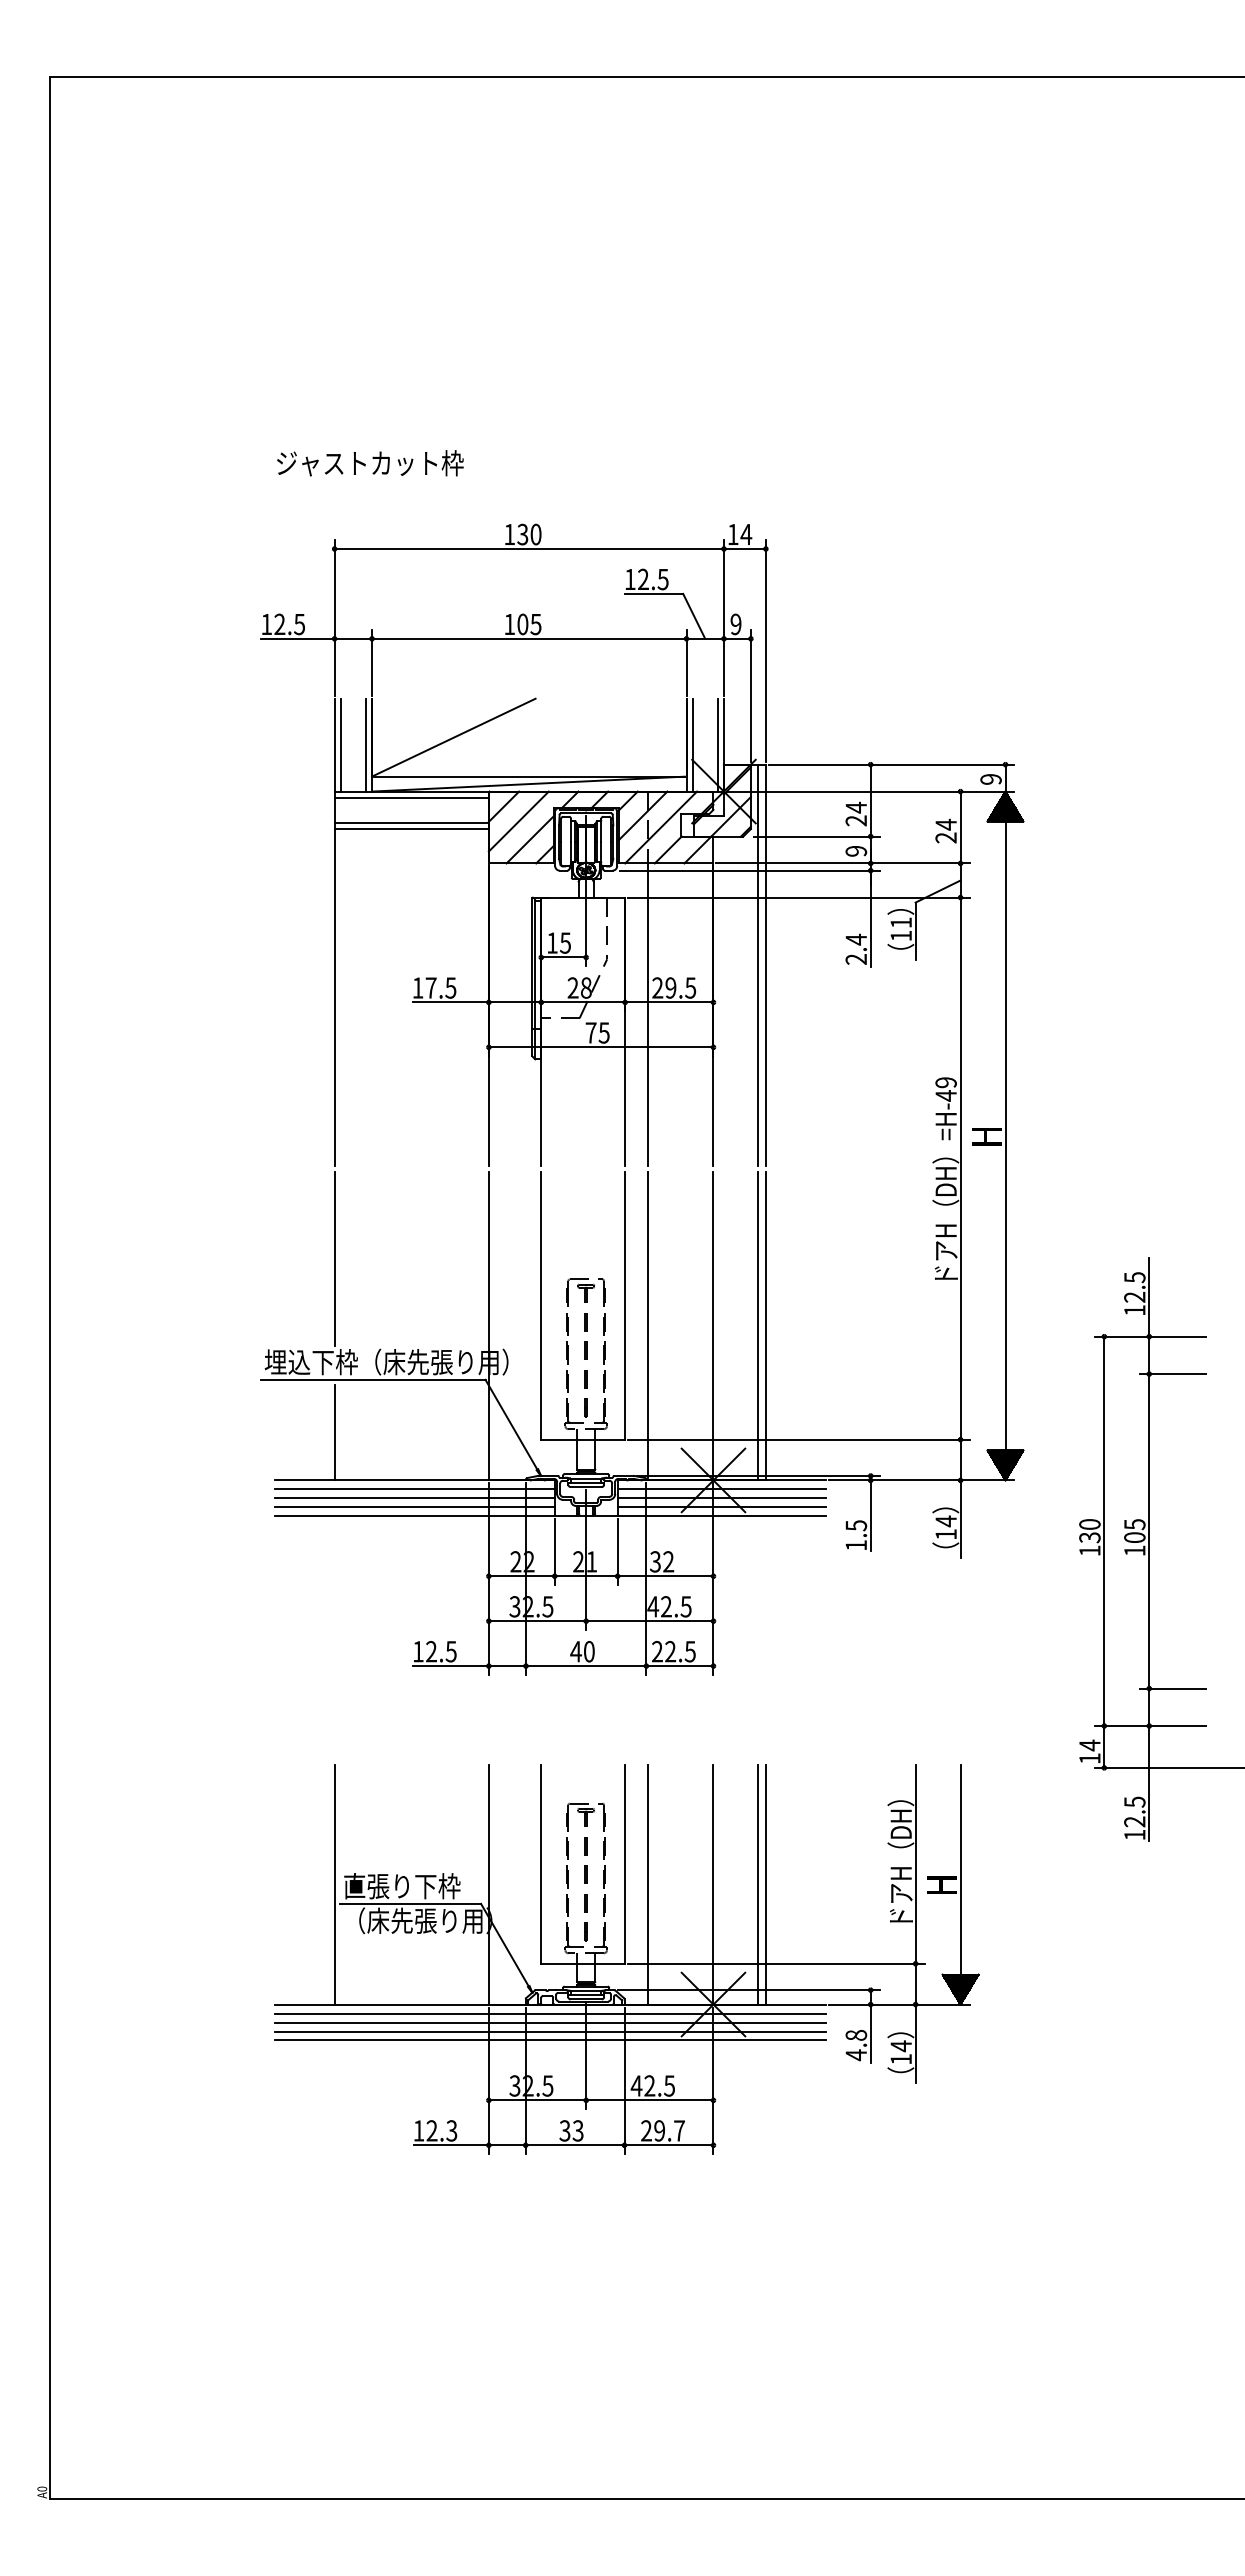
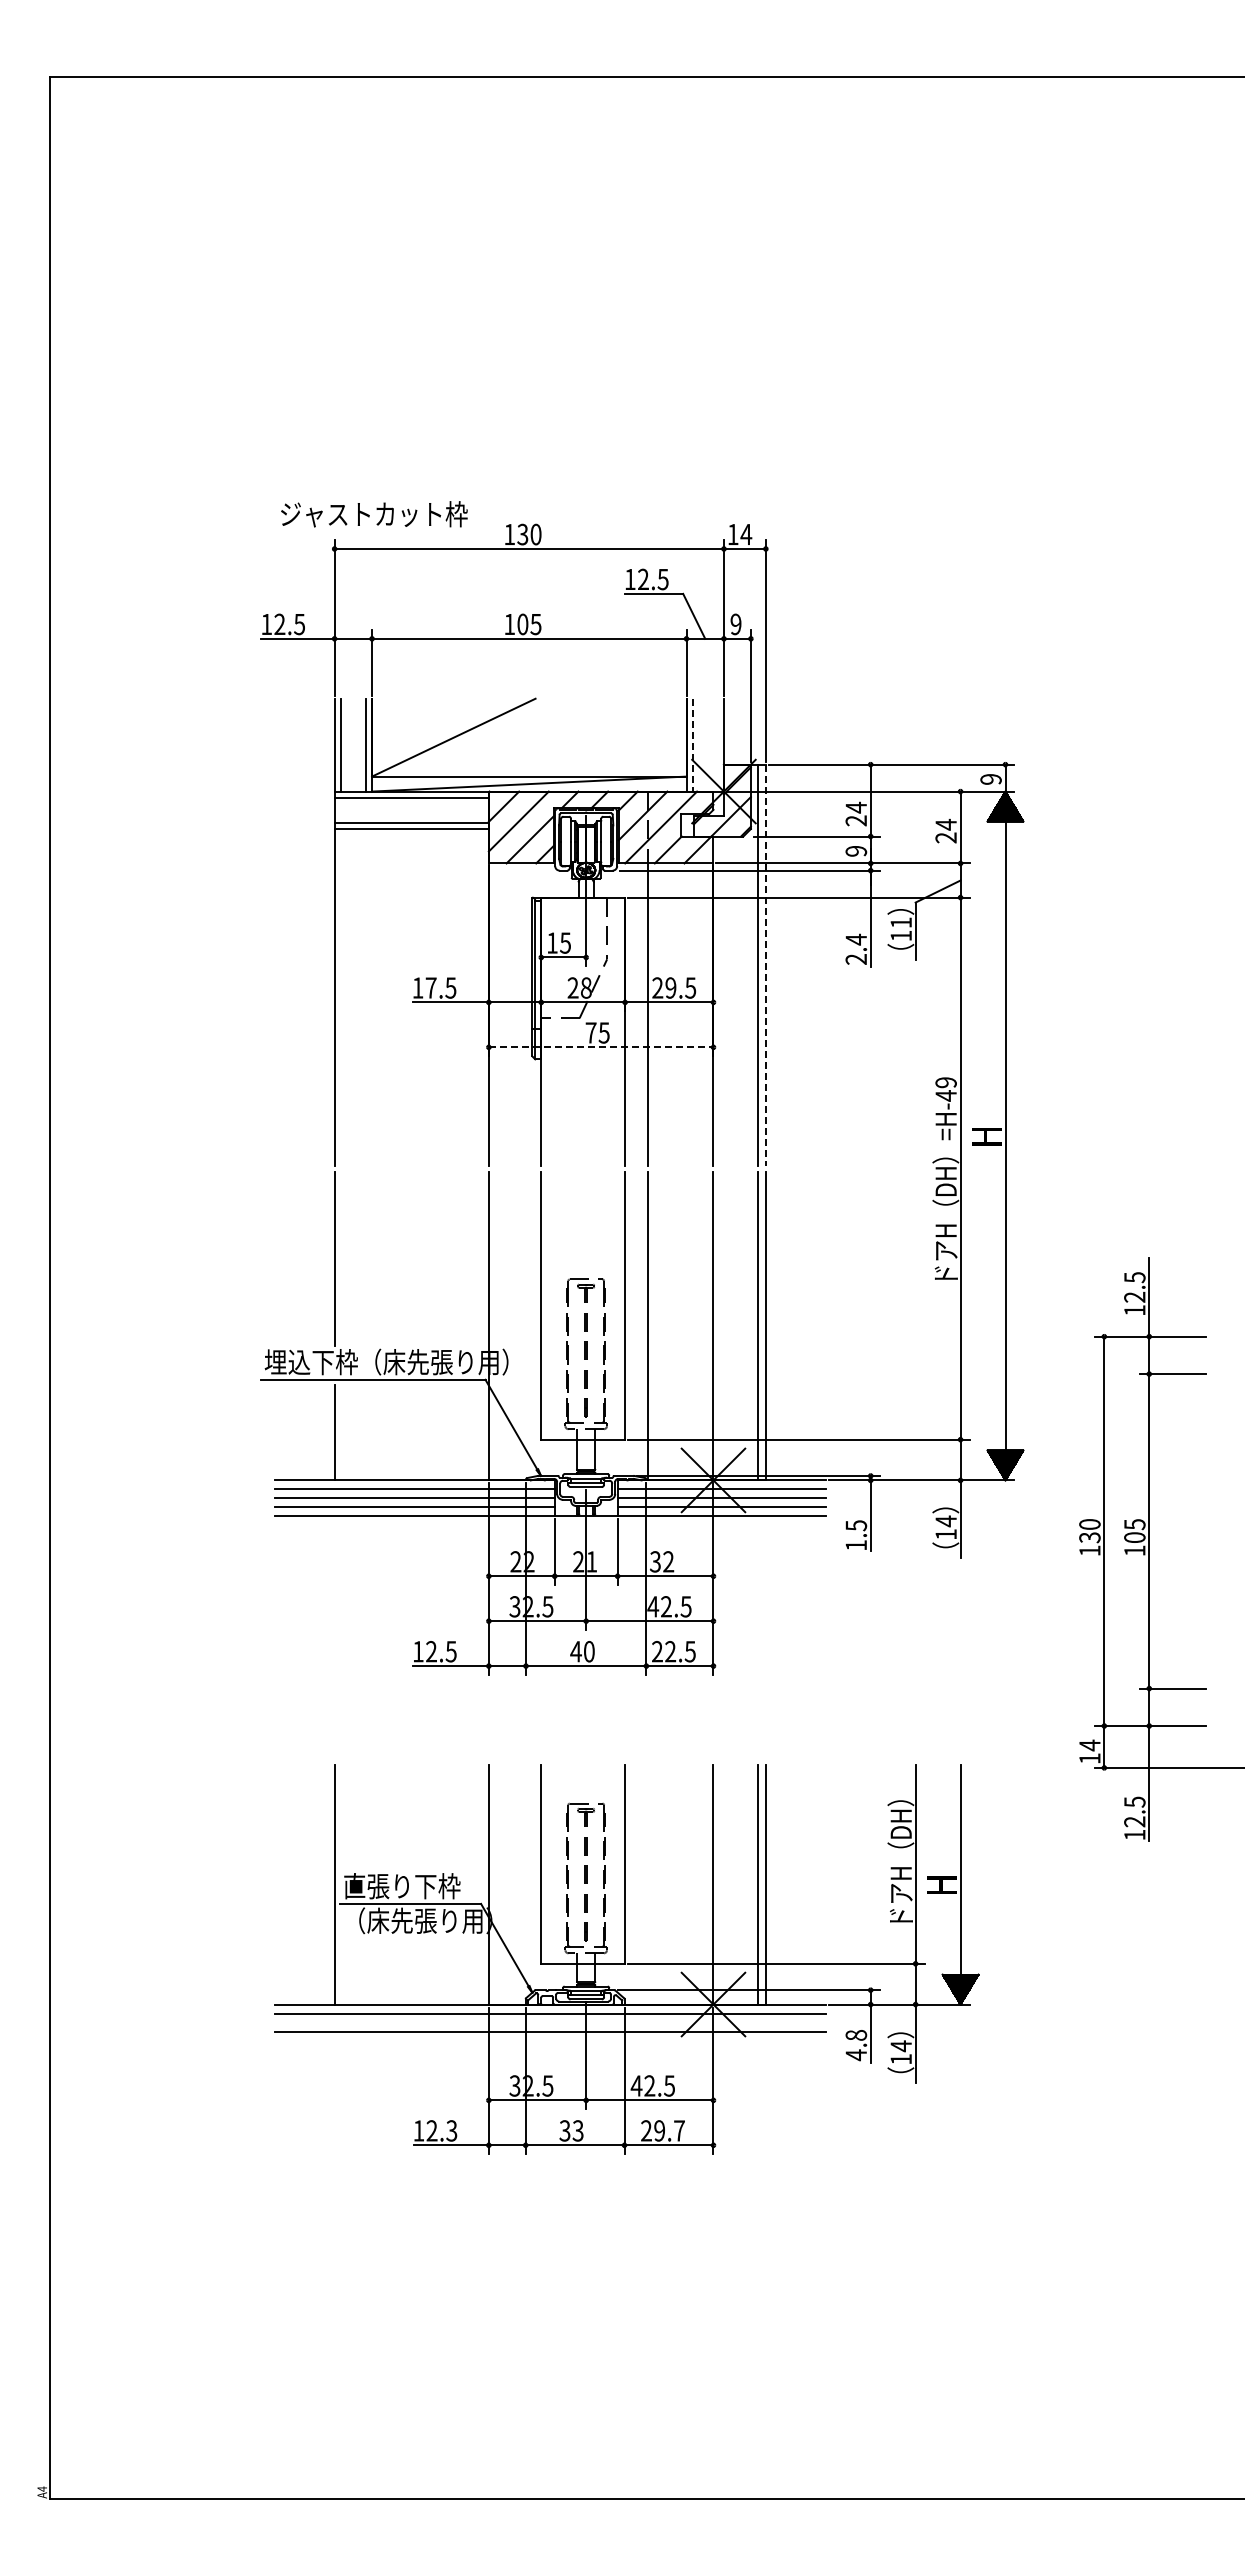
text position: (370, 463) -> (374, 514) (374, 514)
line: present -> none (717, 744)
line: solid -> dashed (692, 745)
line: solid -> dashed (765, 965)
line: solid -> dashed (601, 1047)
line: present -> none (647, 1884)
line: present -> none (549, 2022)
line: present -> none (549, 2040)
text: A0 -> A4 (42, 2488)
